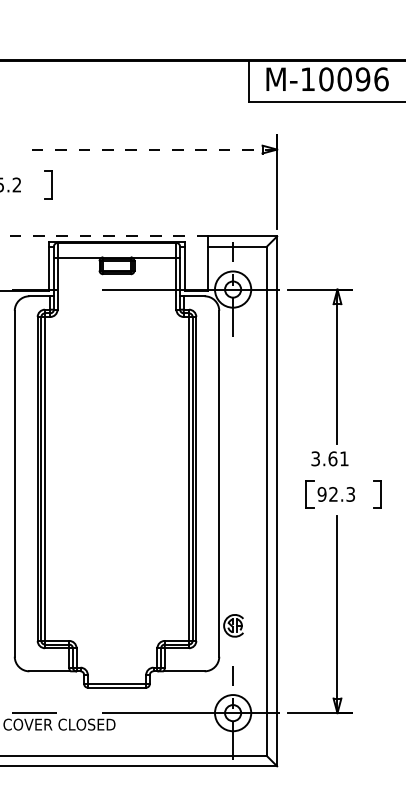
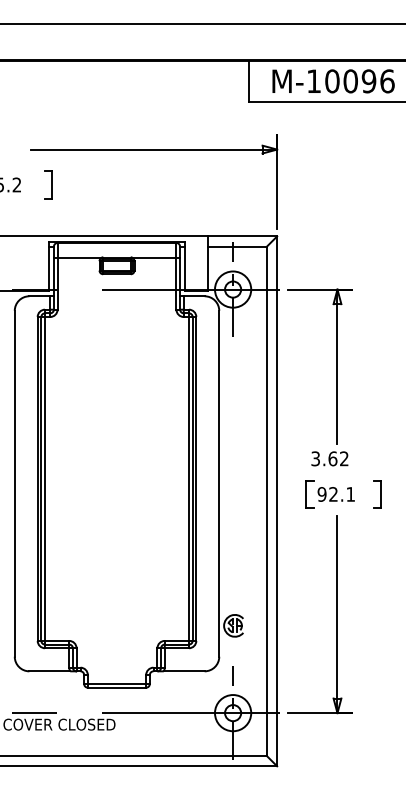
line: none -> present (202, 23)
text position: (327, 79) -> (333, 81) (333, 81)
line: dashed -> solid (153, 149)
line: dashed -> solid (104, 236)
text: 3.61 -> 3.62 (344, 458)
text: 92.3 -> 92.1 (350, 494)
